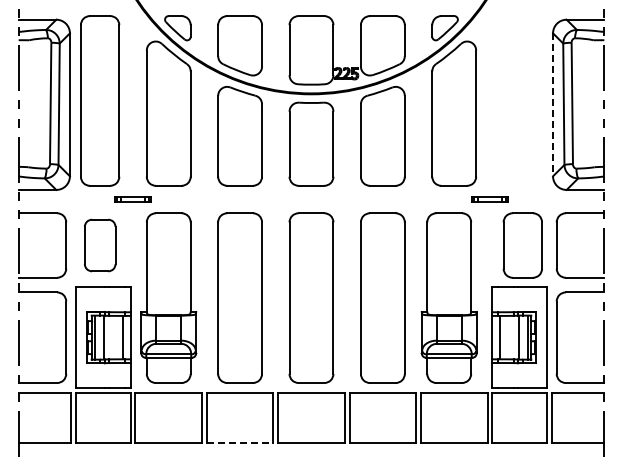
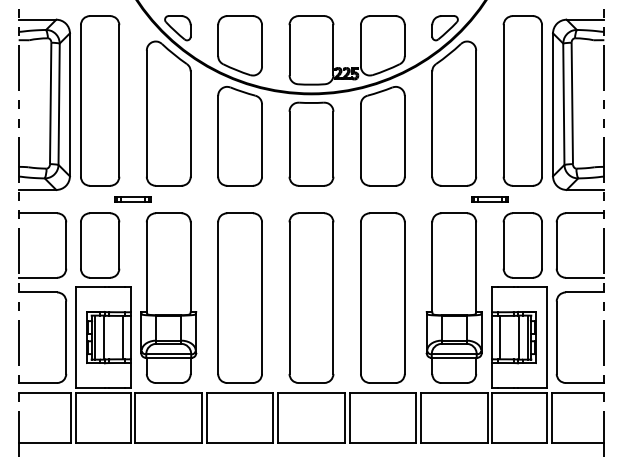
part: none -> present (522, 100)
line: dashed -> solid (553, 105)
part size: 33x55 px -> 41x67 px (100, 245)
part position: (448, 297) -> (453, 297) (453, 297)
line: dashed -> solid (240, 442)
